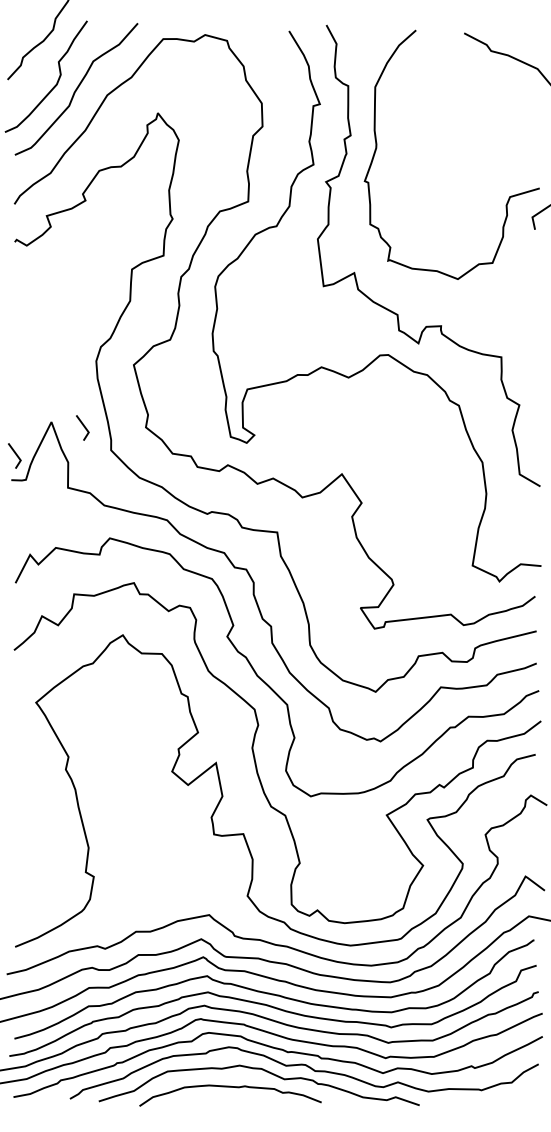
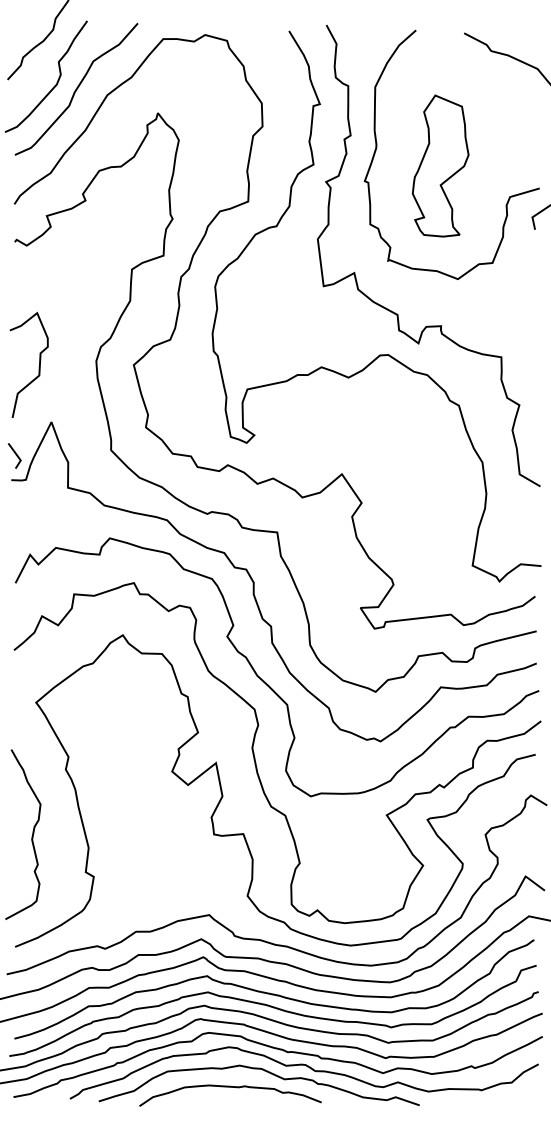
part: none -> present (440, 165)
curve: none -> present (38, 367)
line: present -> none (83, 426)
curve: none -> present (31, 836)
